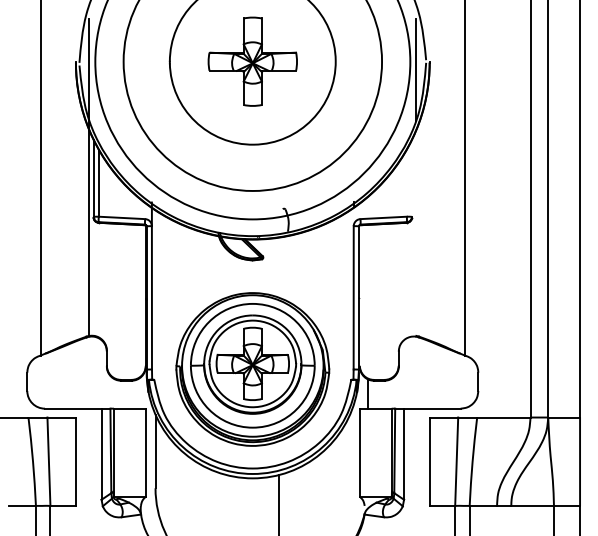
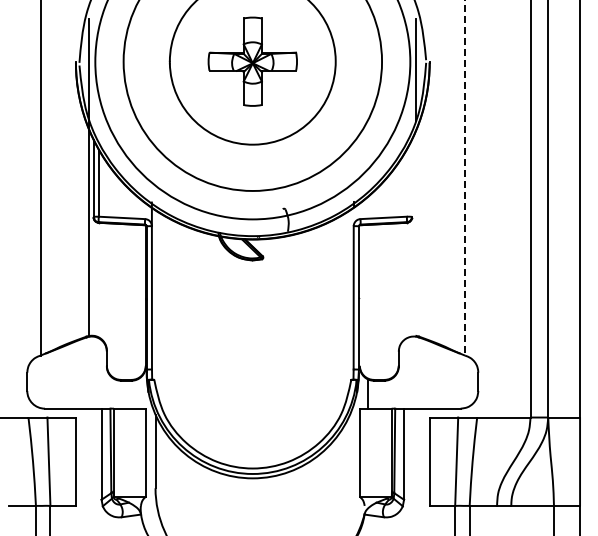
line: solid -> dashed (465, 178)
part: present -> none (252, 369)
line: present -> none (279, 503)
